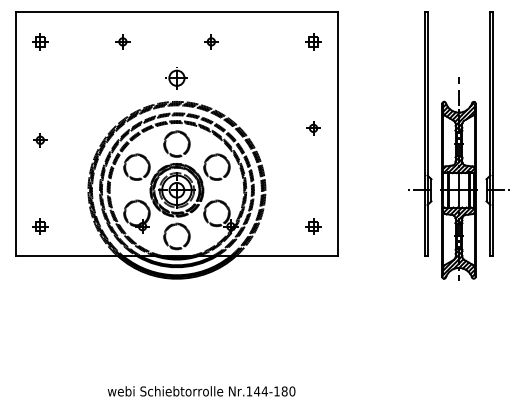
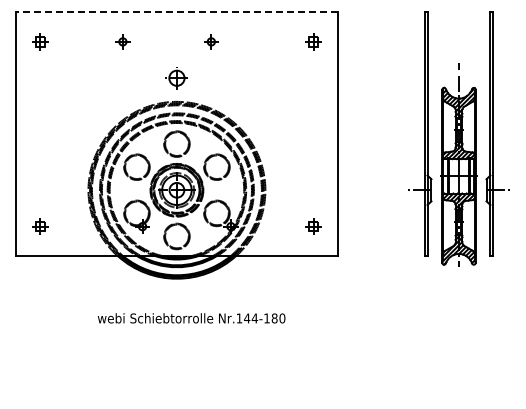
line: solid -> dashed (176, 12)
part: present -> none (313, 128)
part: present -> none (40, 140)
part position: (458, 178) -> (458, 164) (458, 164)
text position: (201, 391) -> (191, 318) (191, 318)
